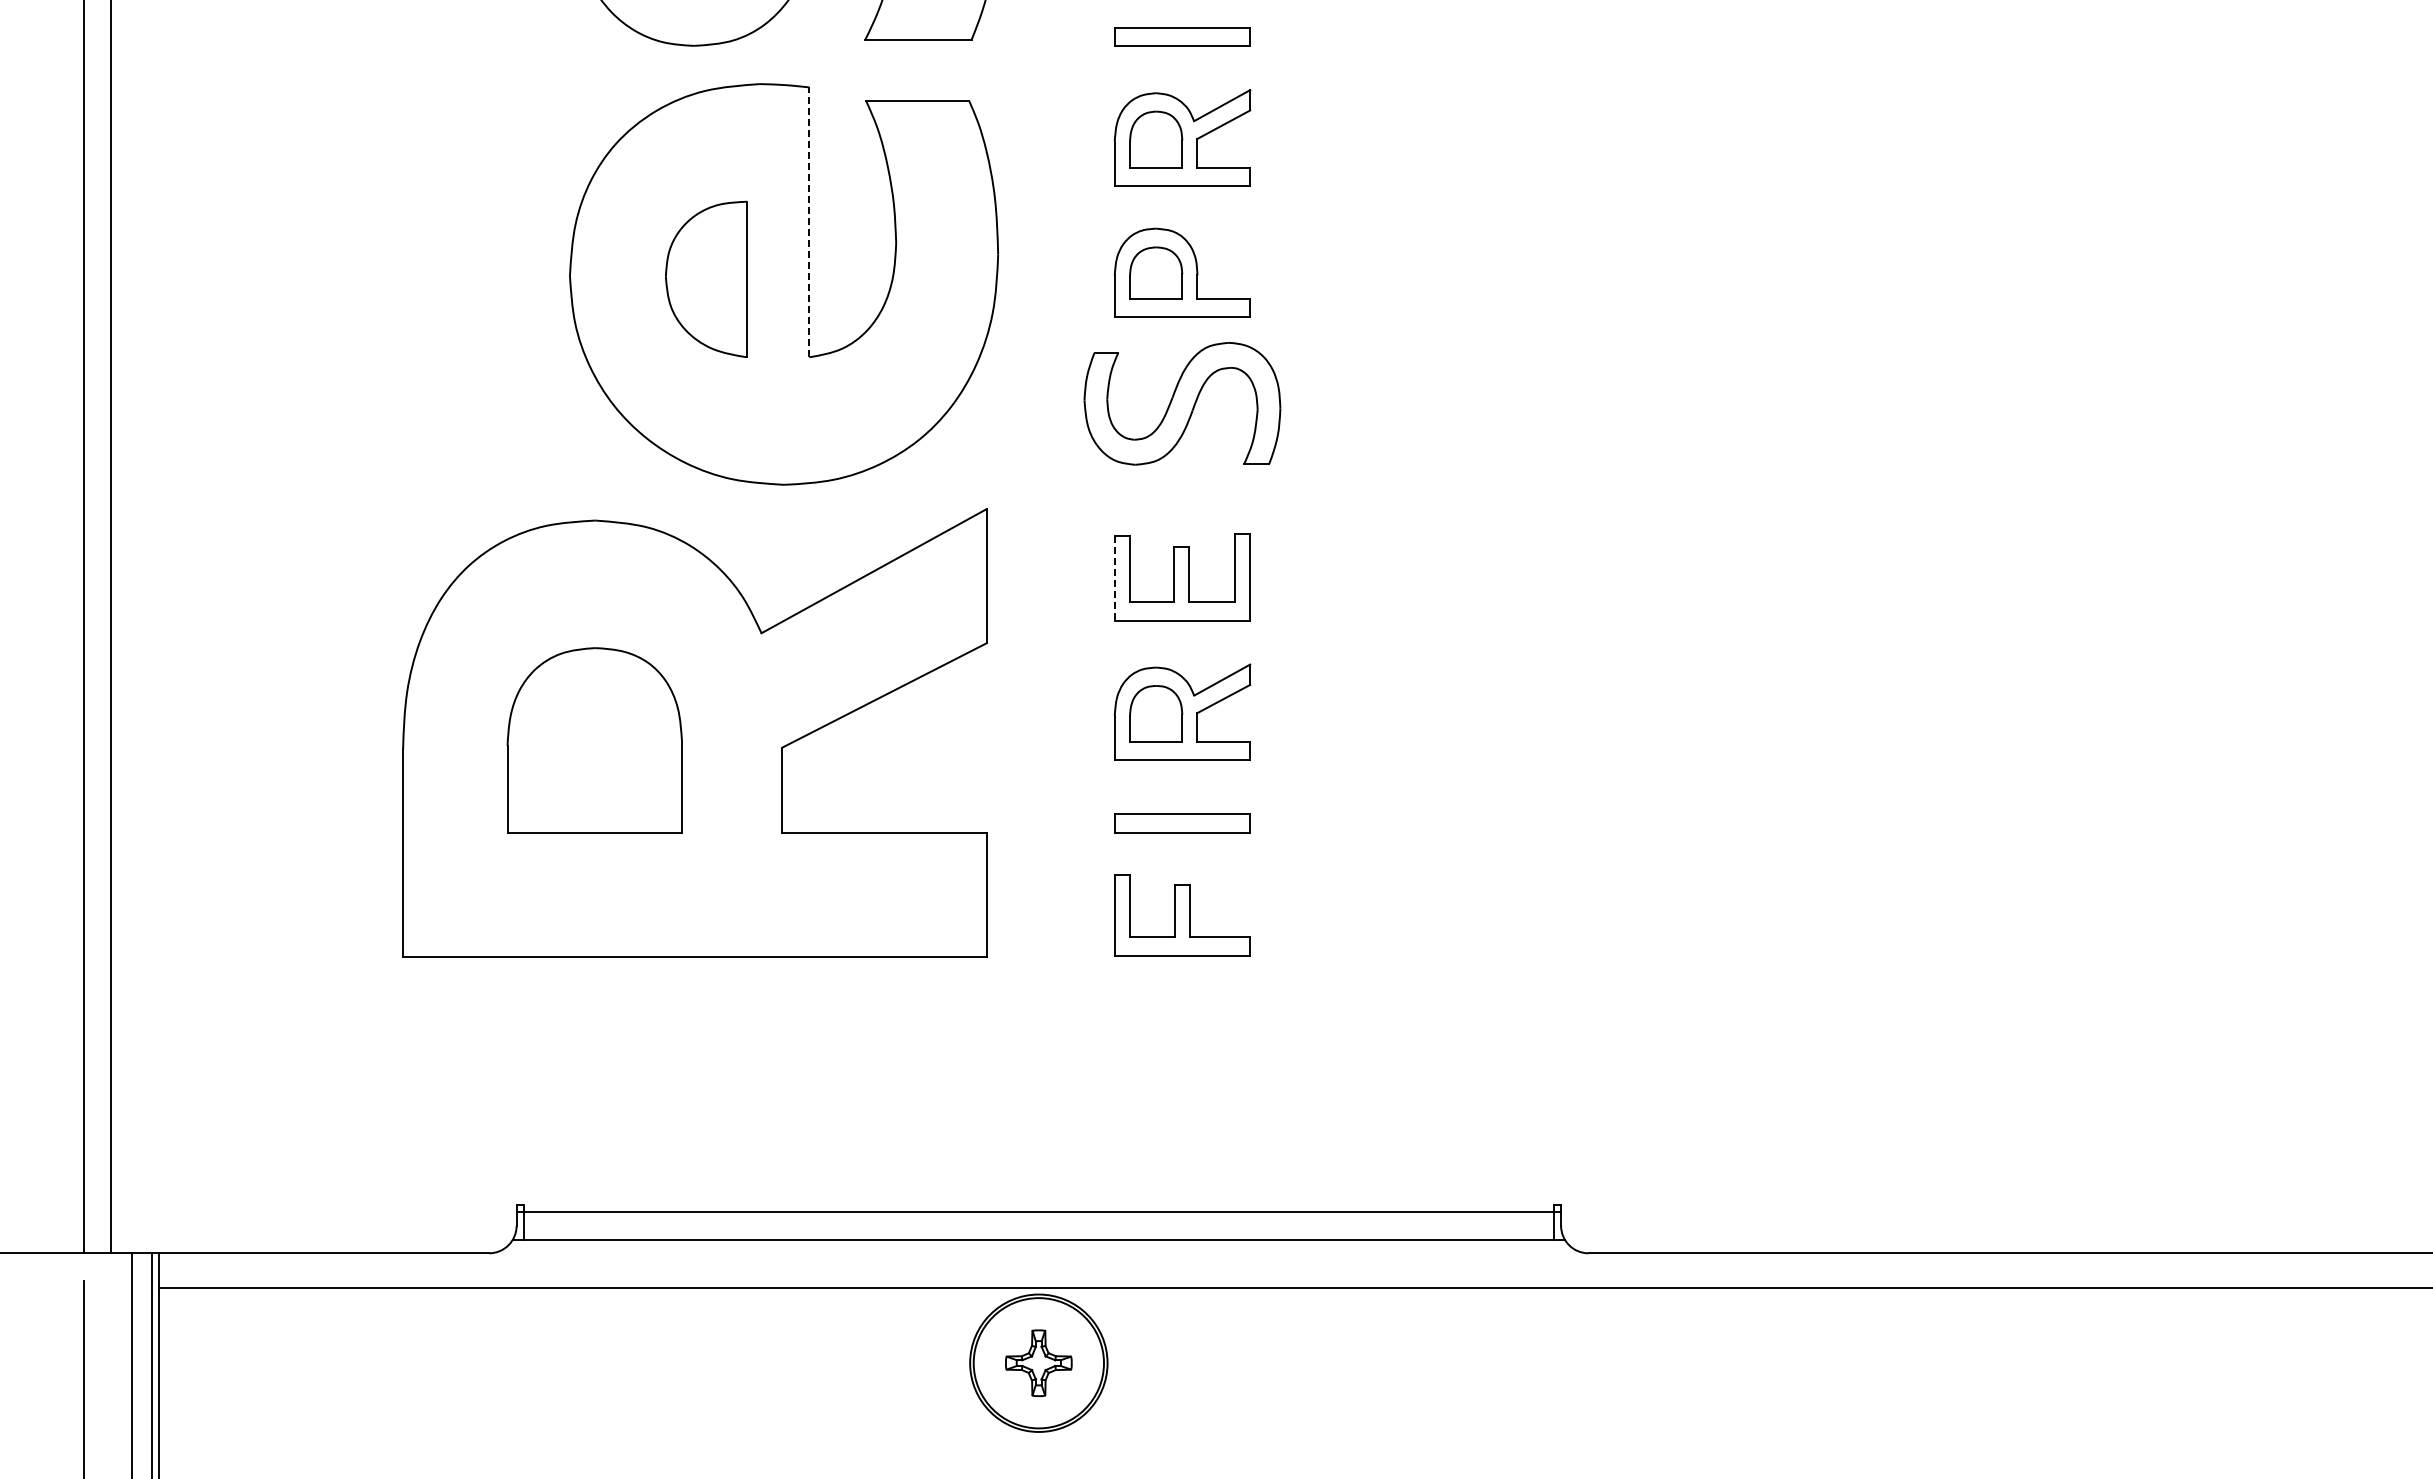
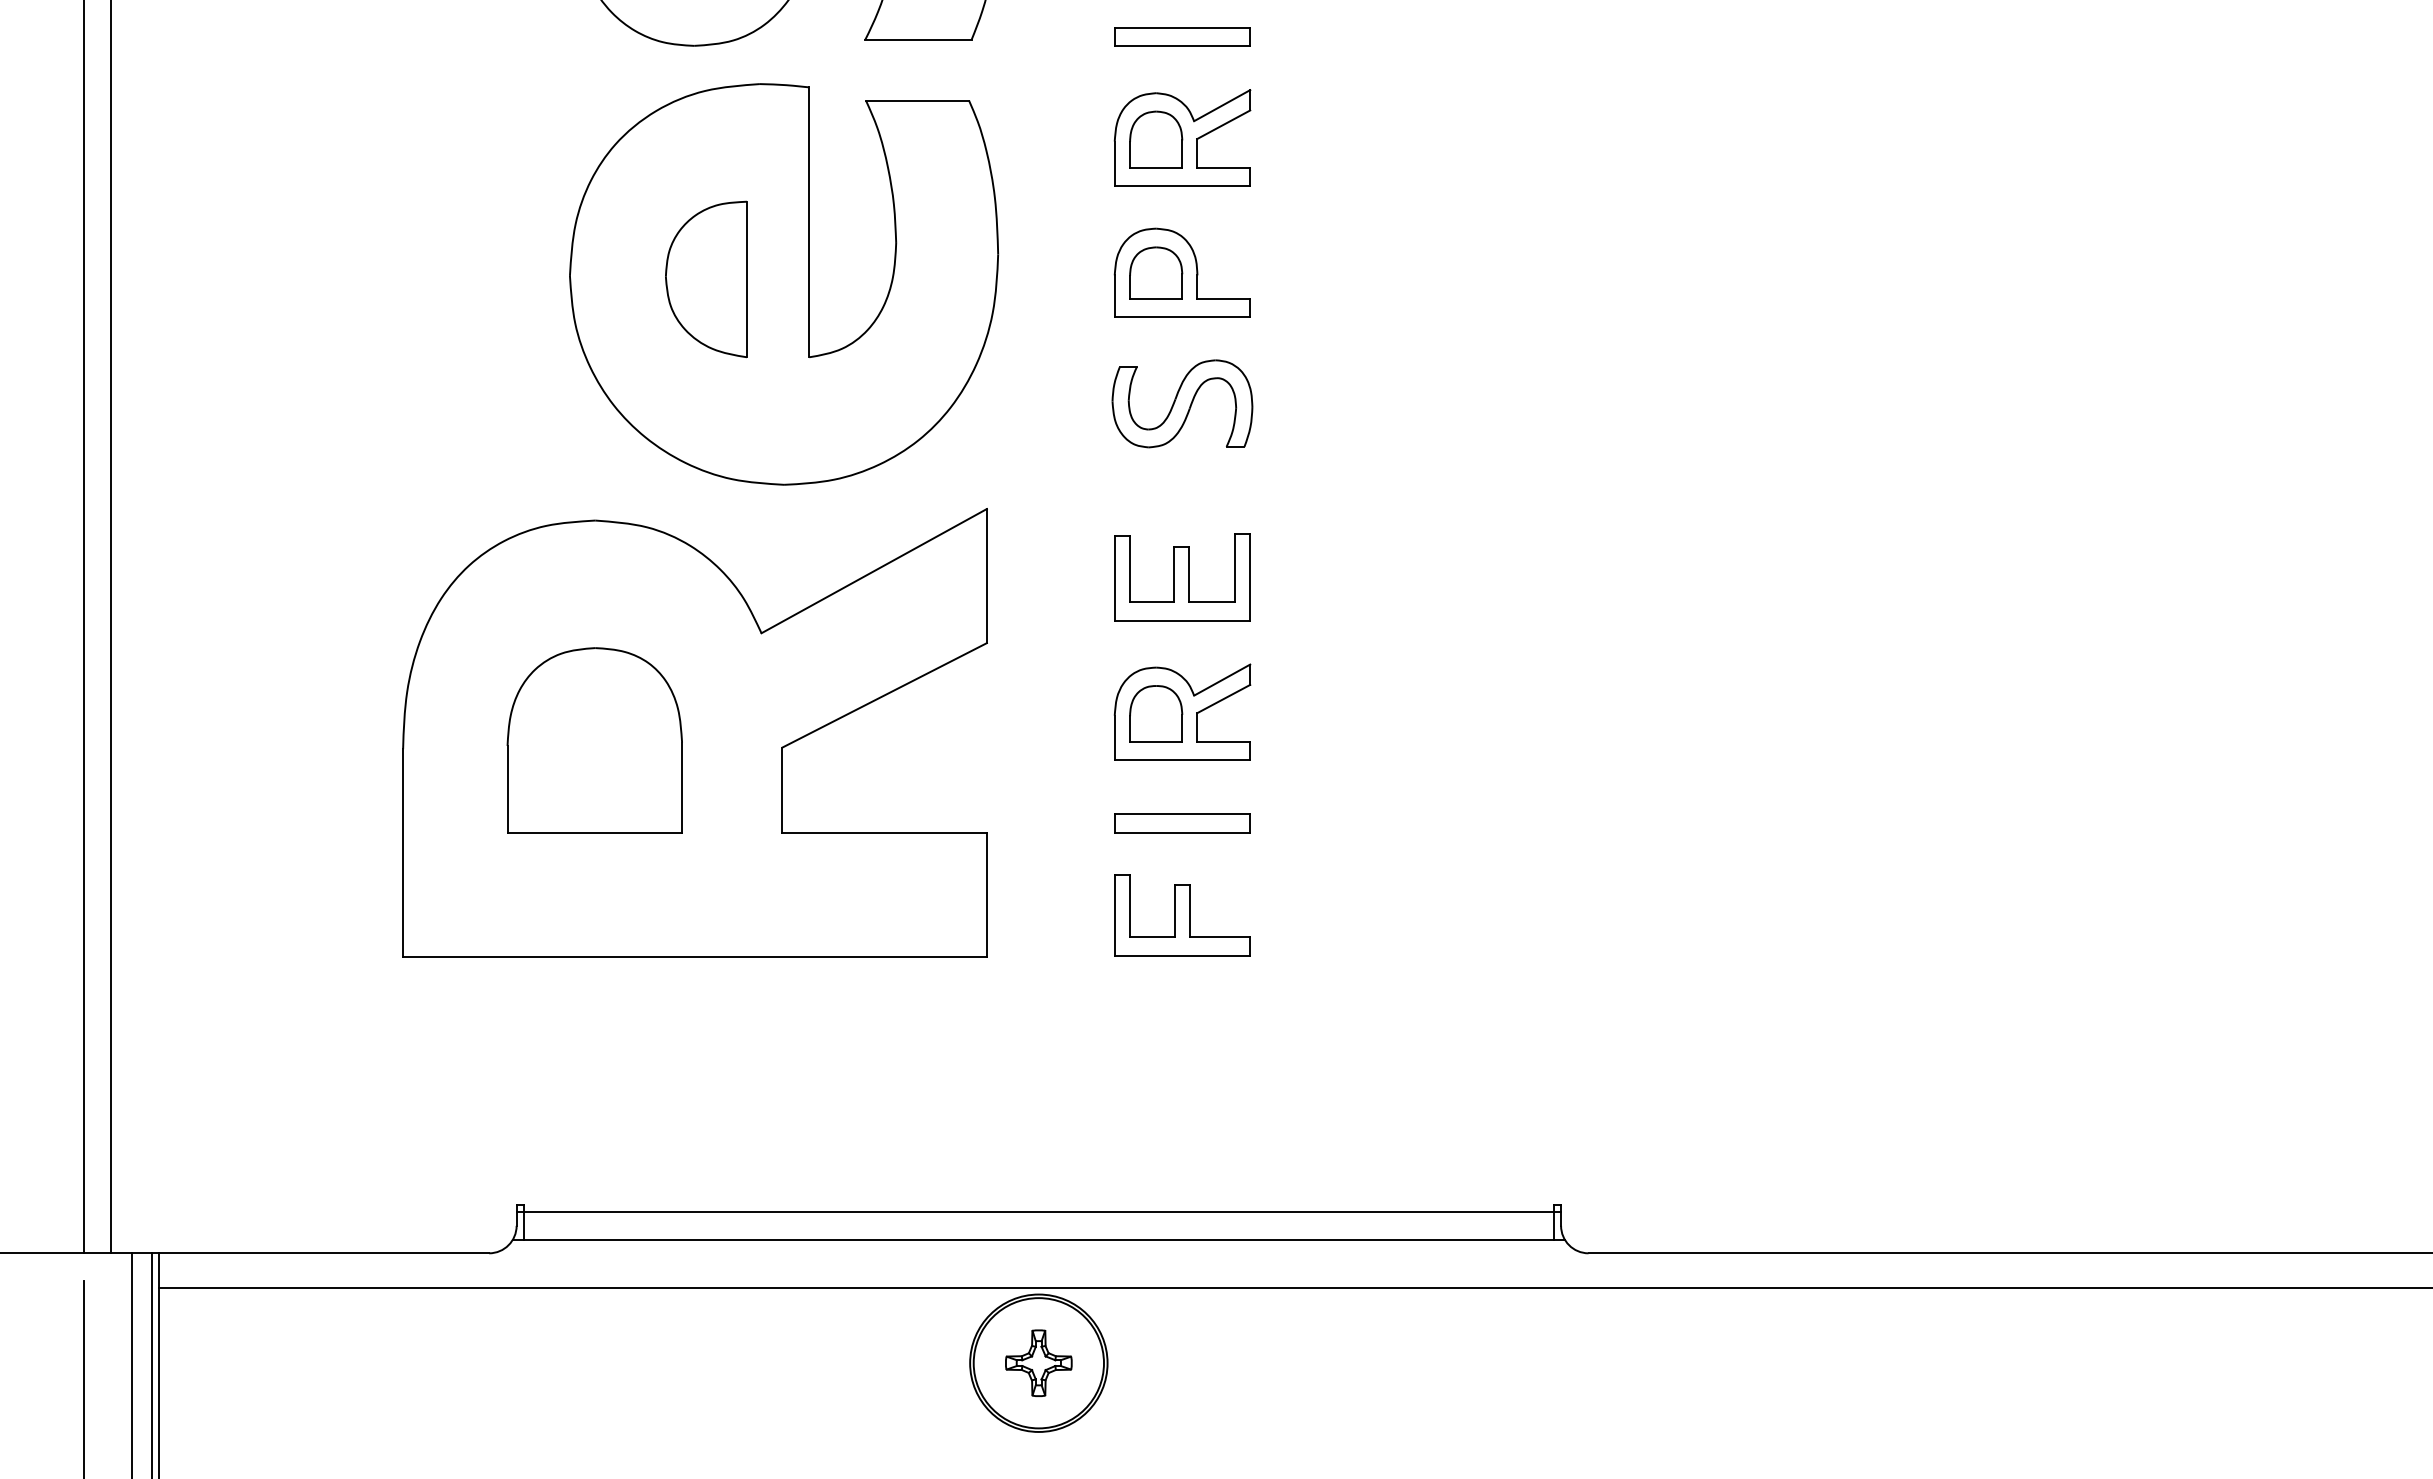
line: dashed -> solid (809, 222)
part size: 199x124 px -> 143x90 px (1182, 403)
line: dashed -> solid (1114, 579)
